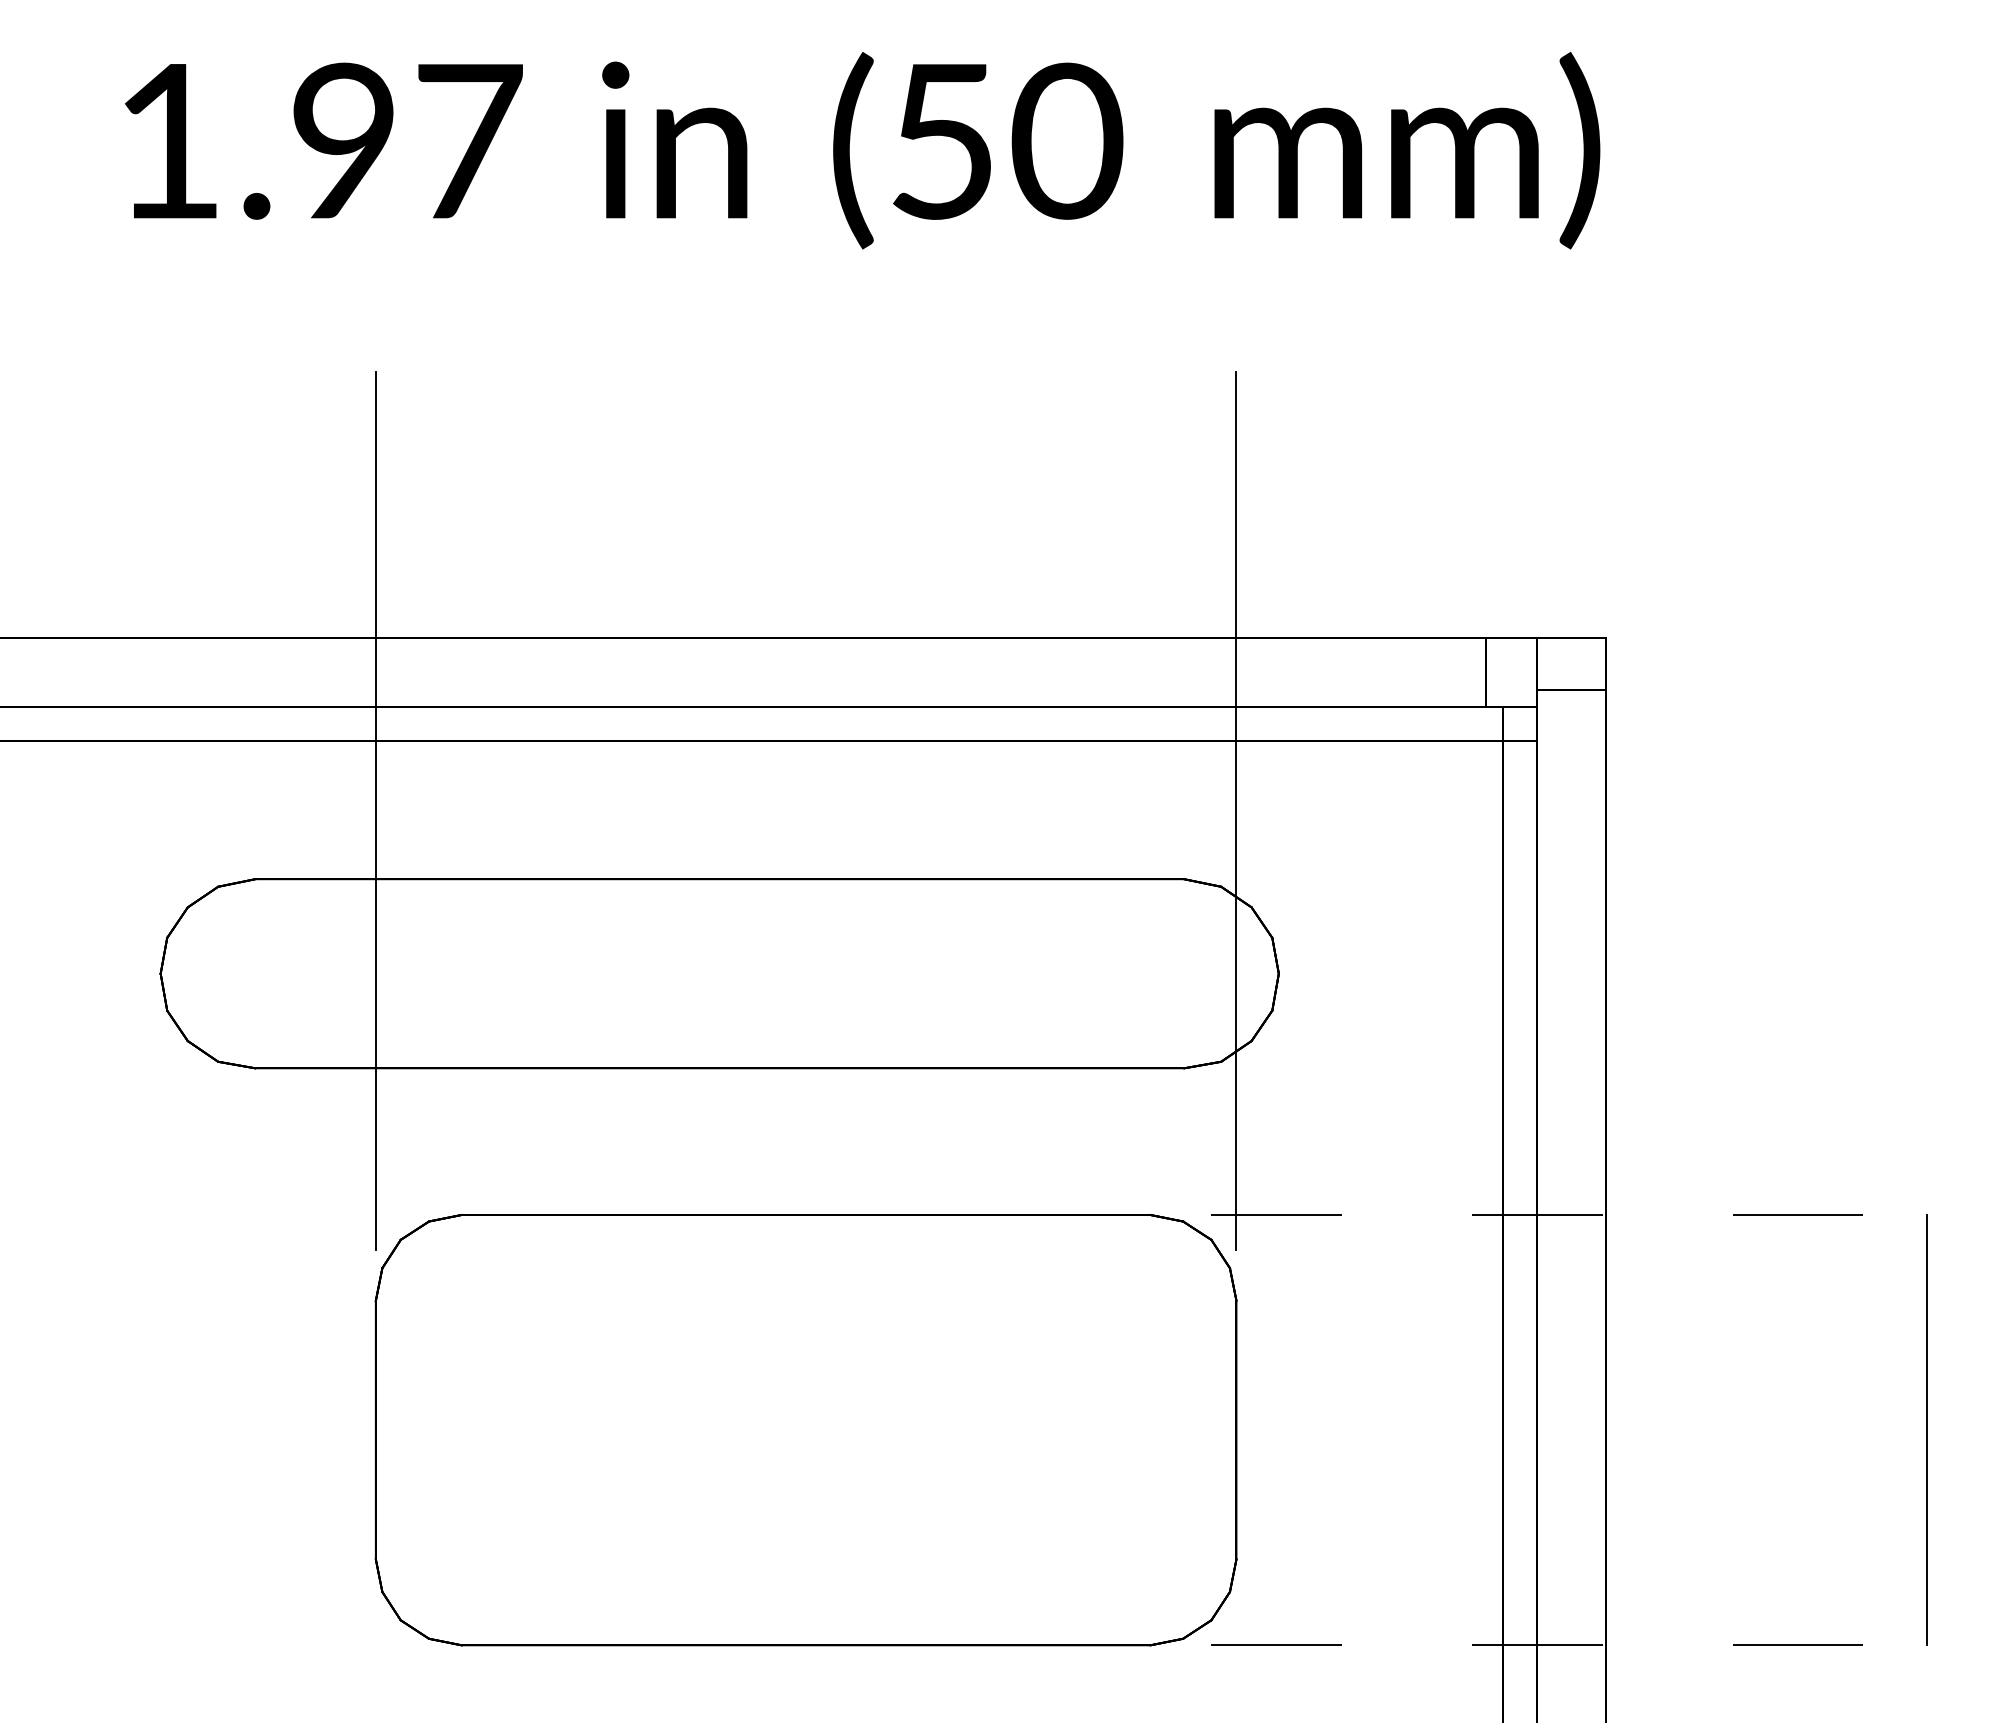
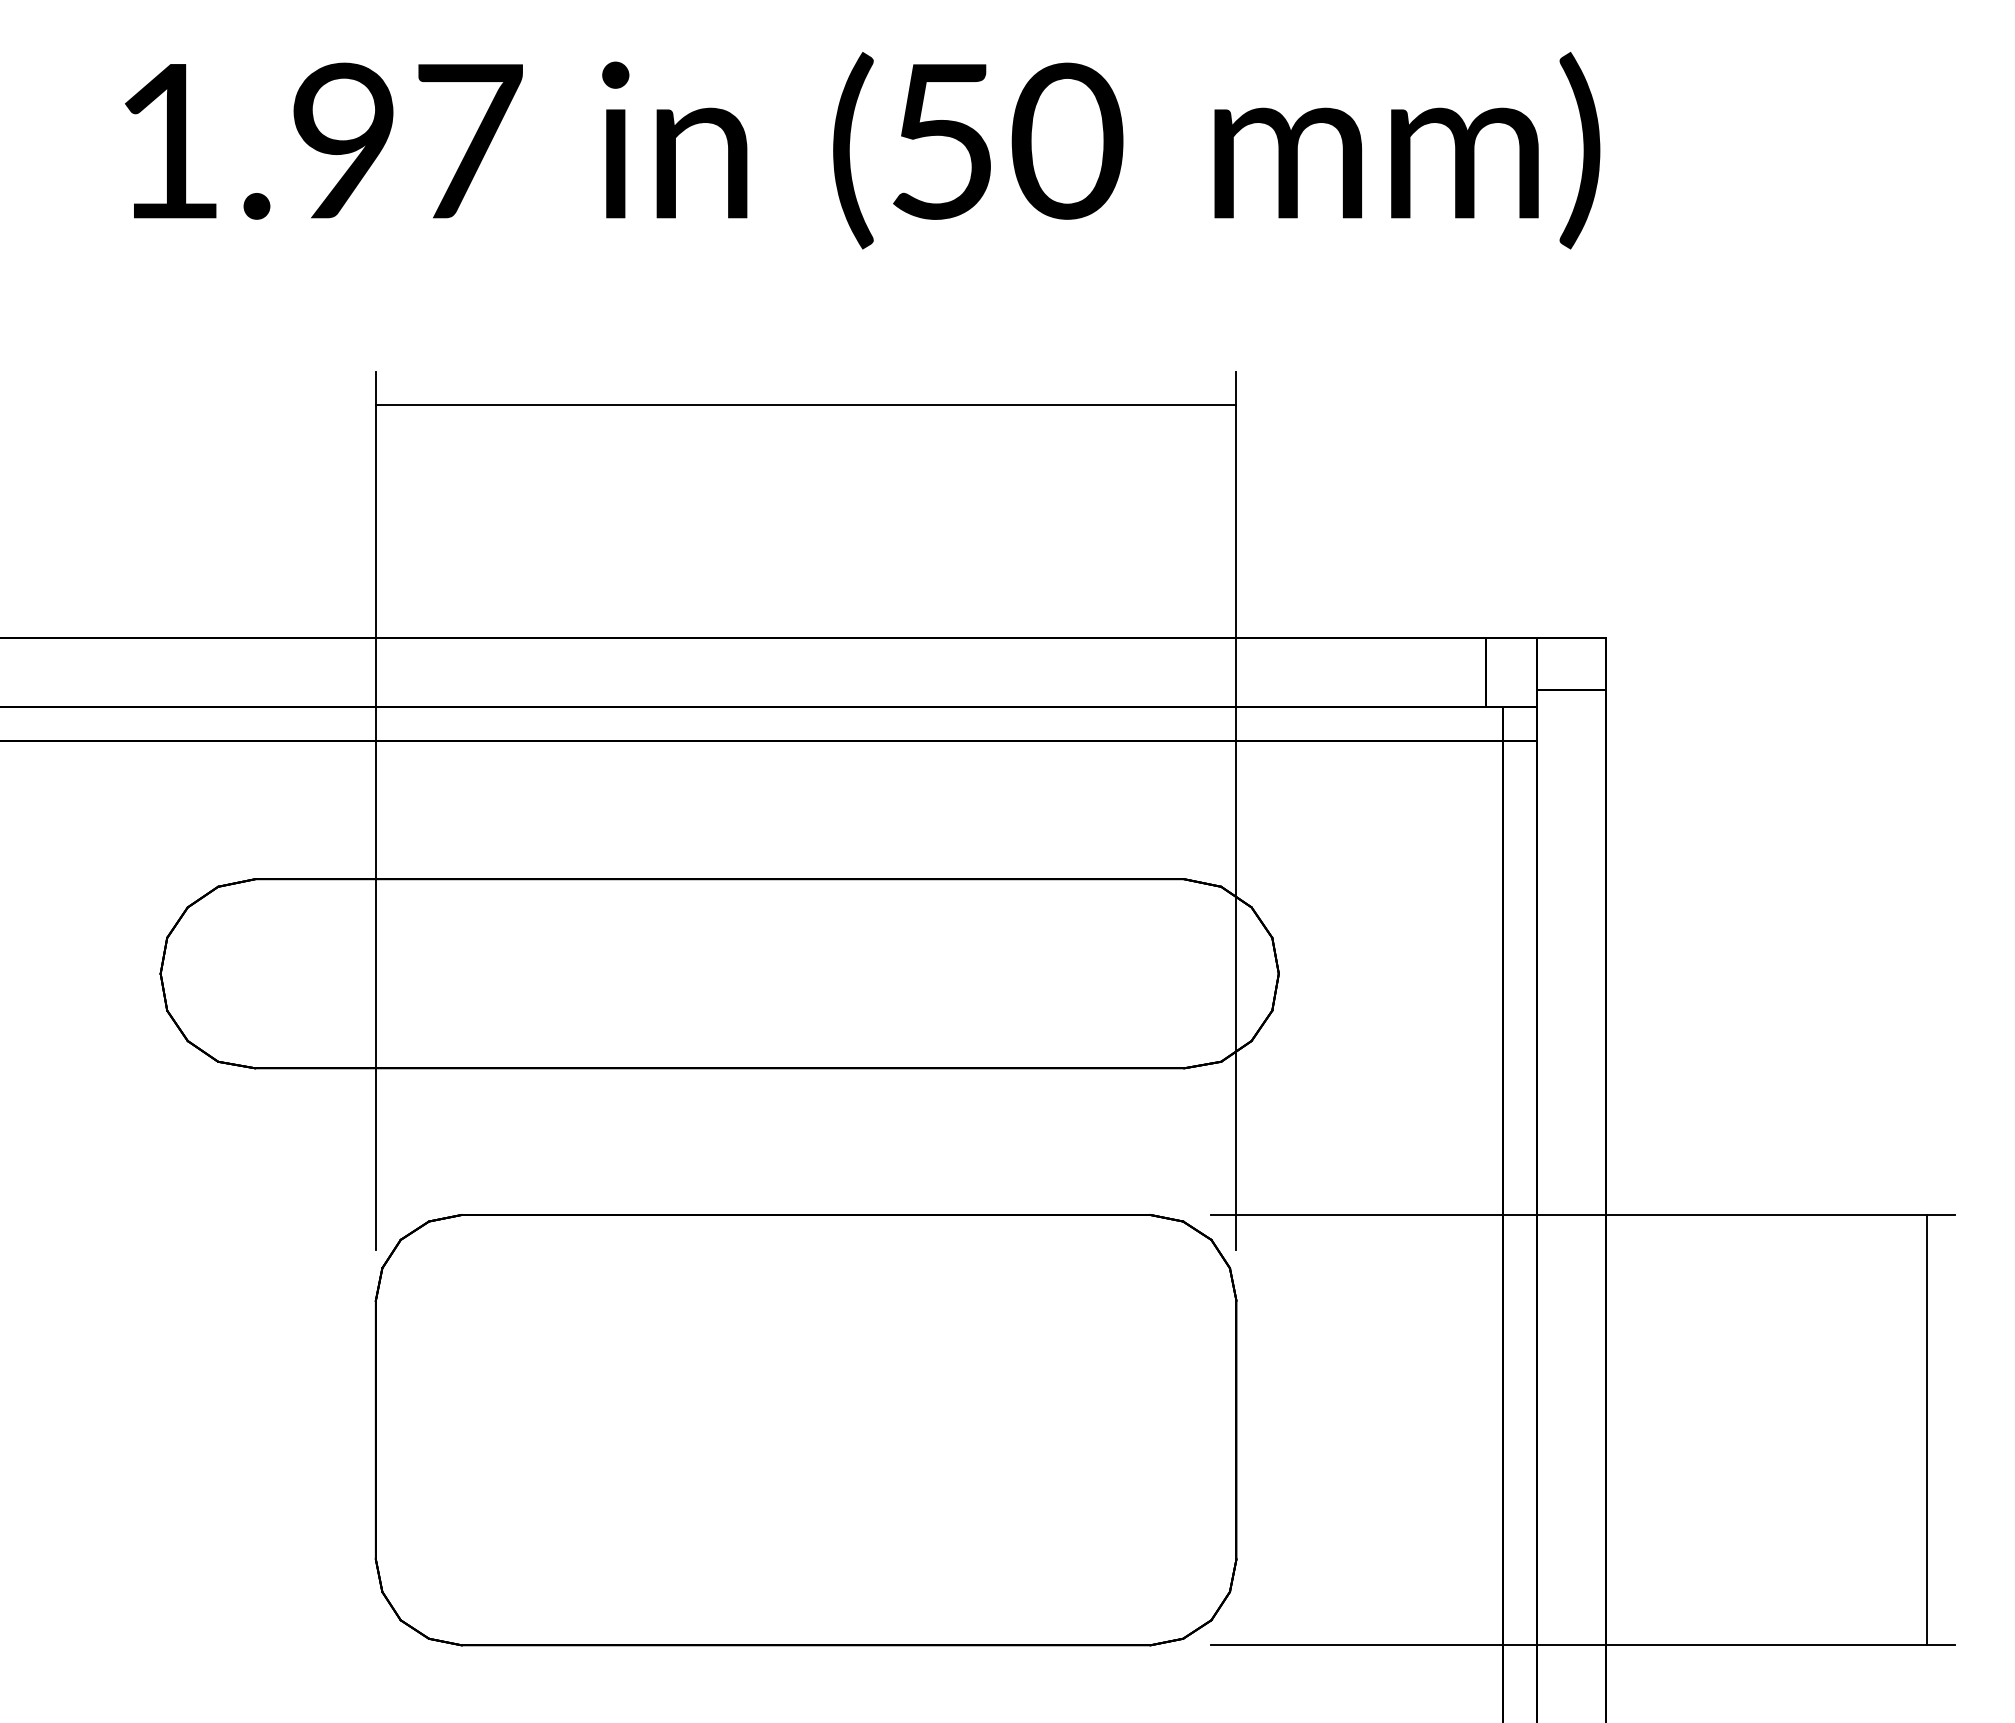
line: none -> present (805, 405)
line: dashed -> solid (1582, 1215)
line: dashed -> solid (1582, 1645)
